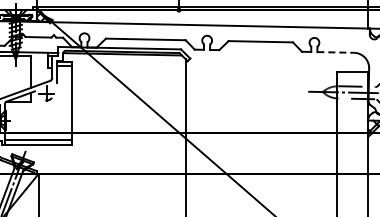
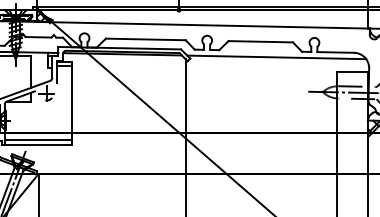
line: dashed -> solid (336, 52)
line: none -> present (276, 57)
